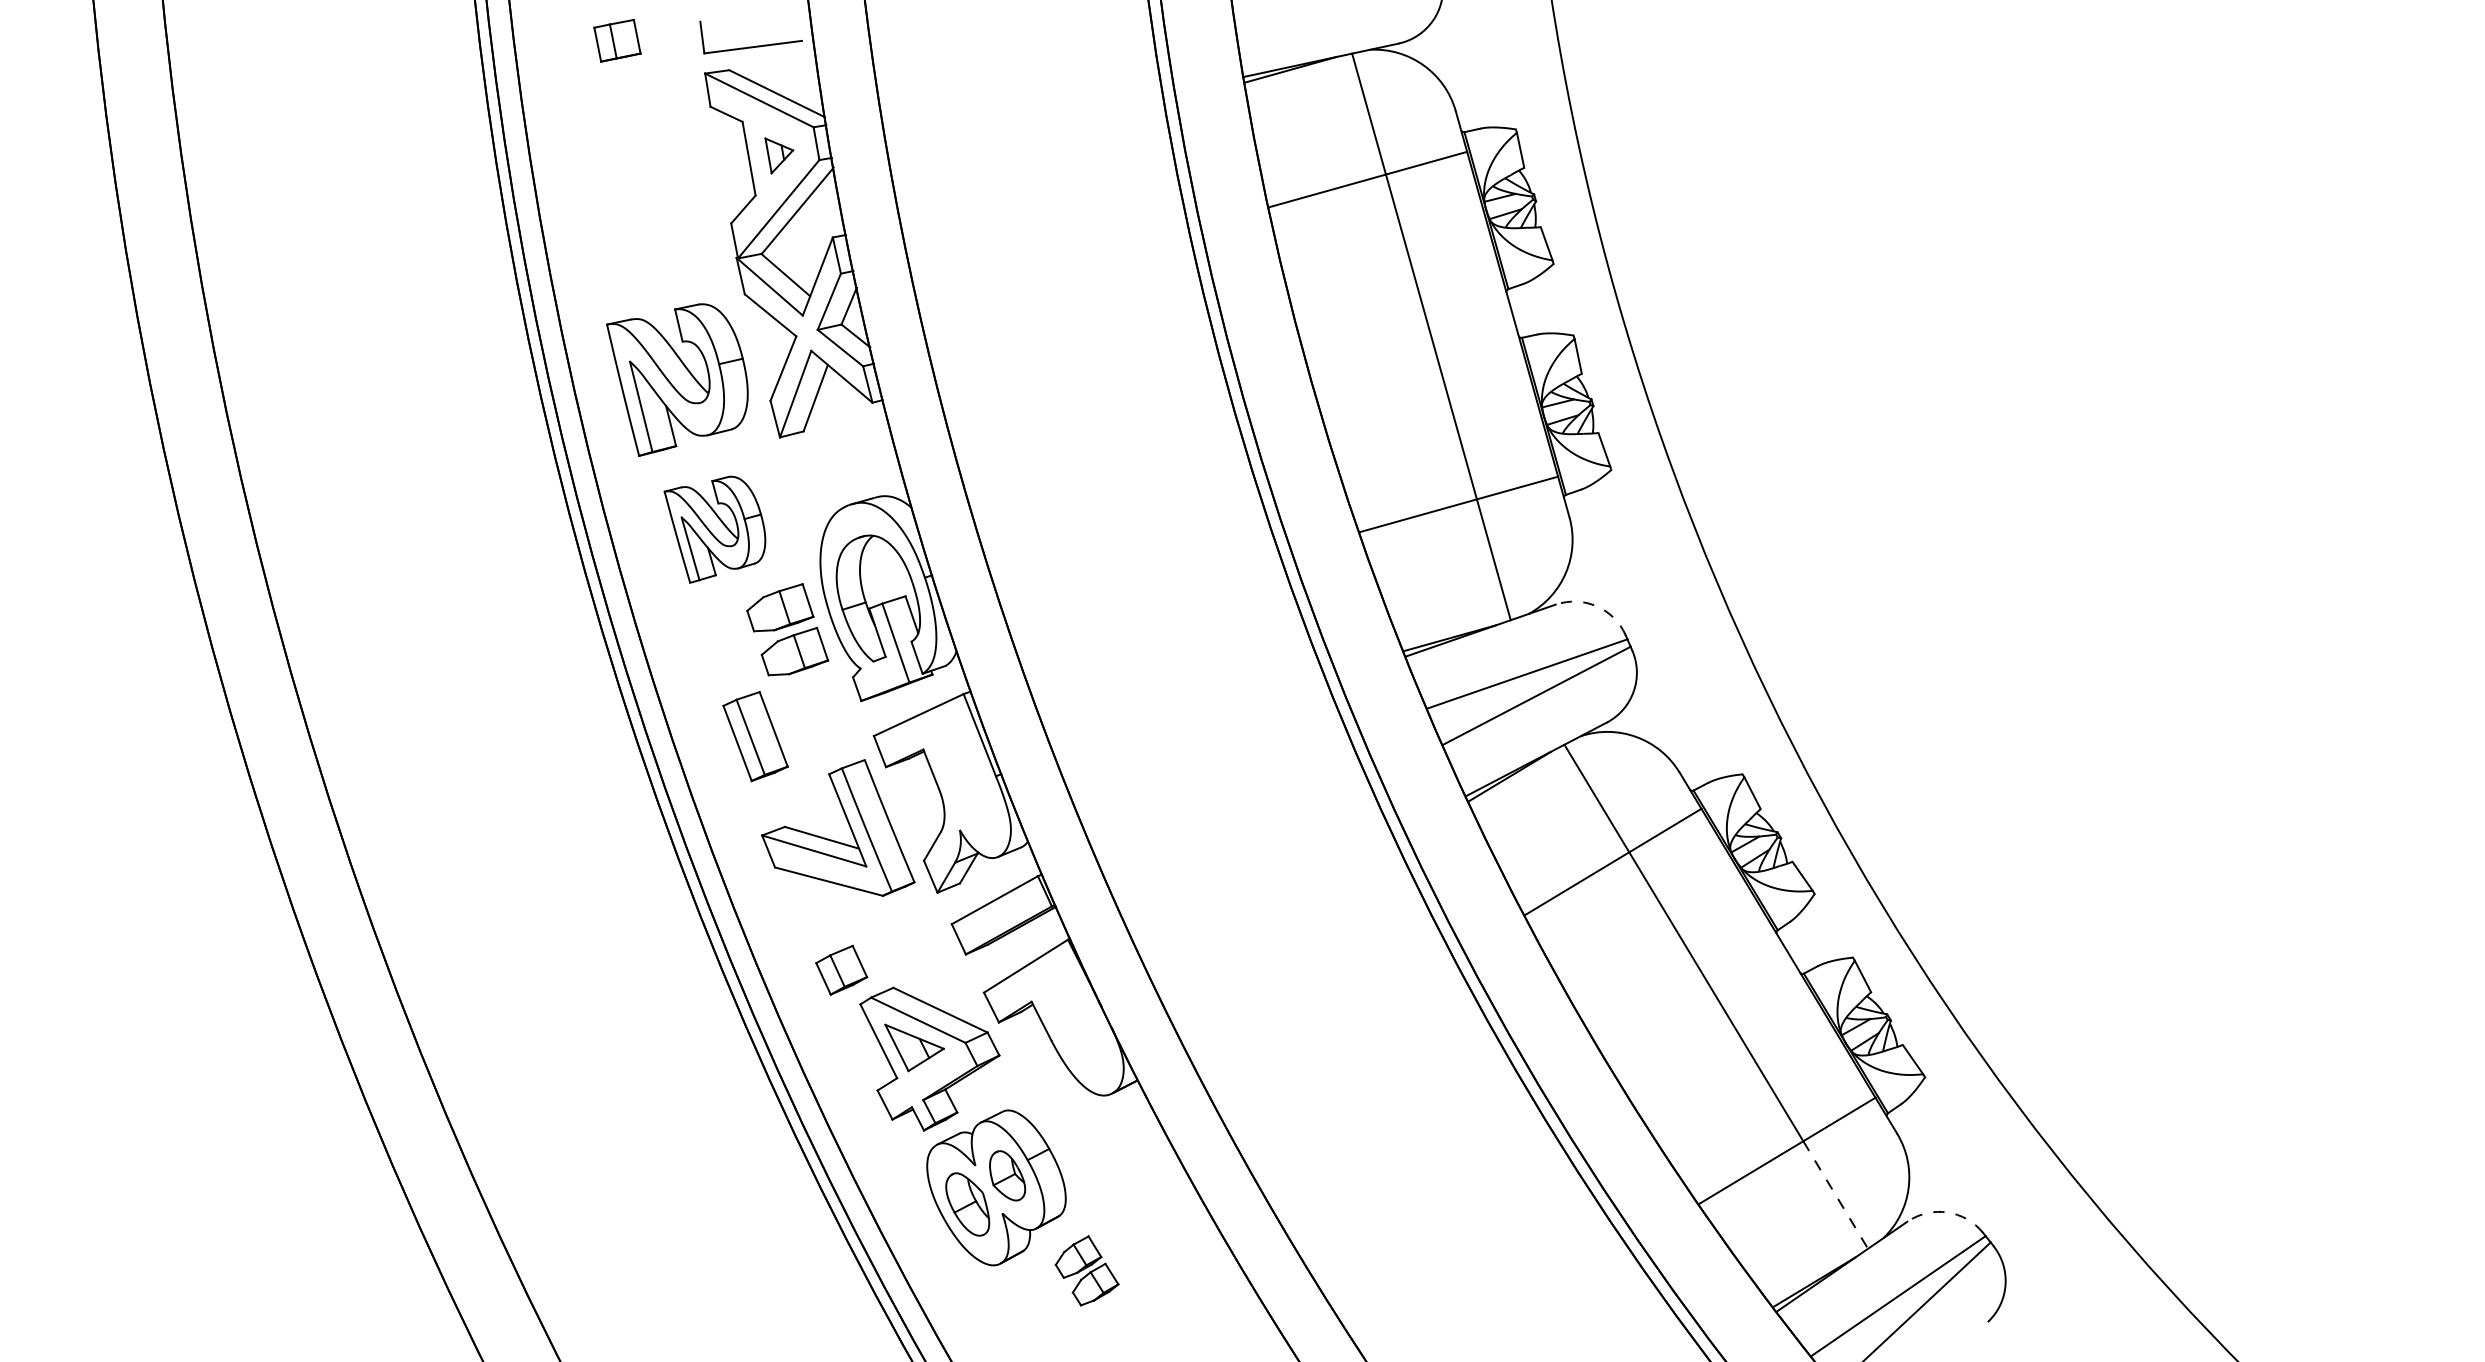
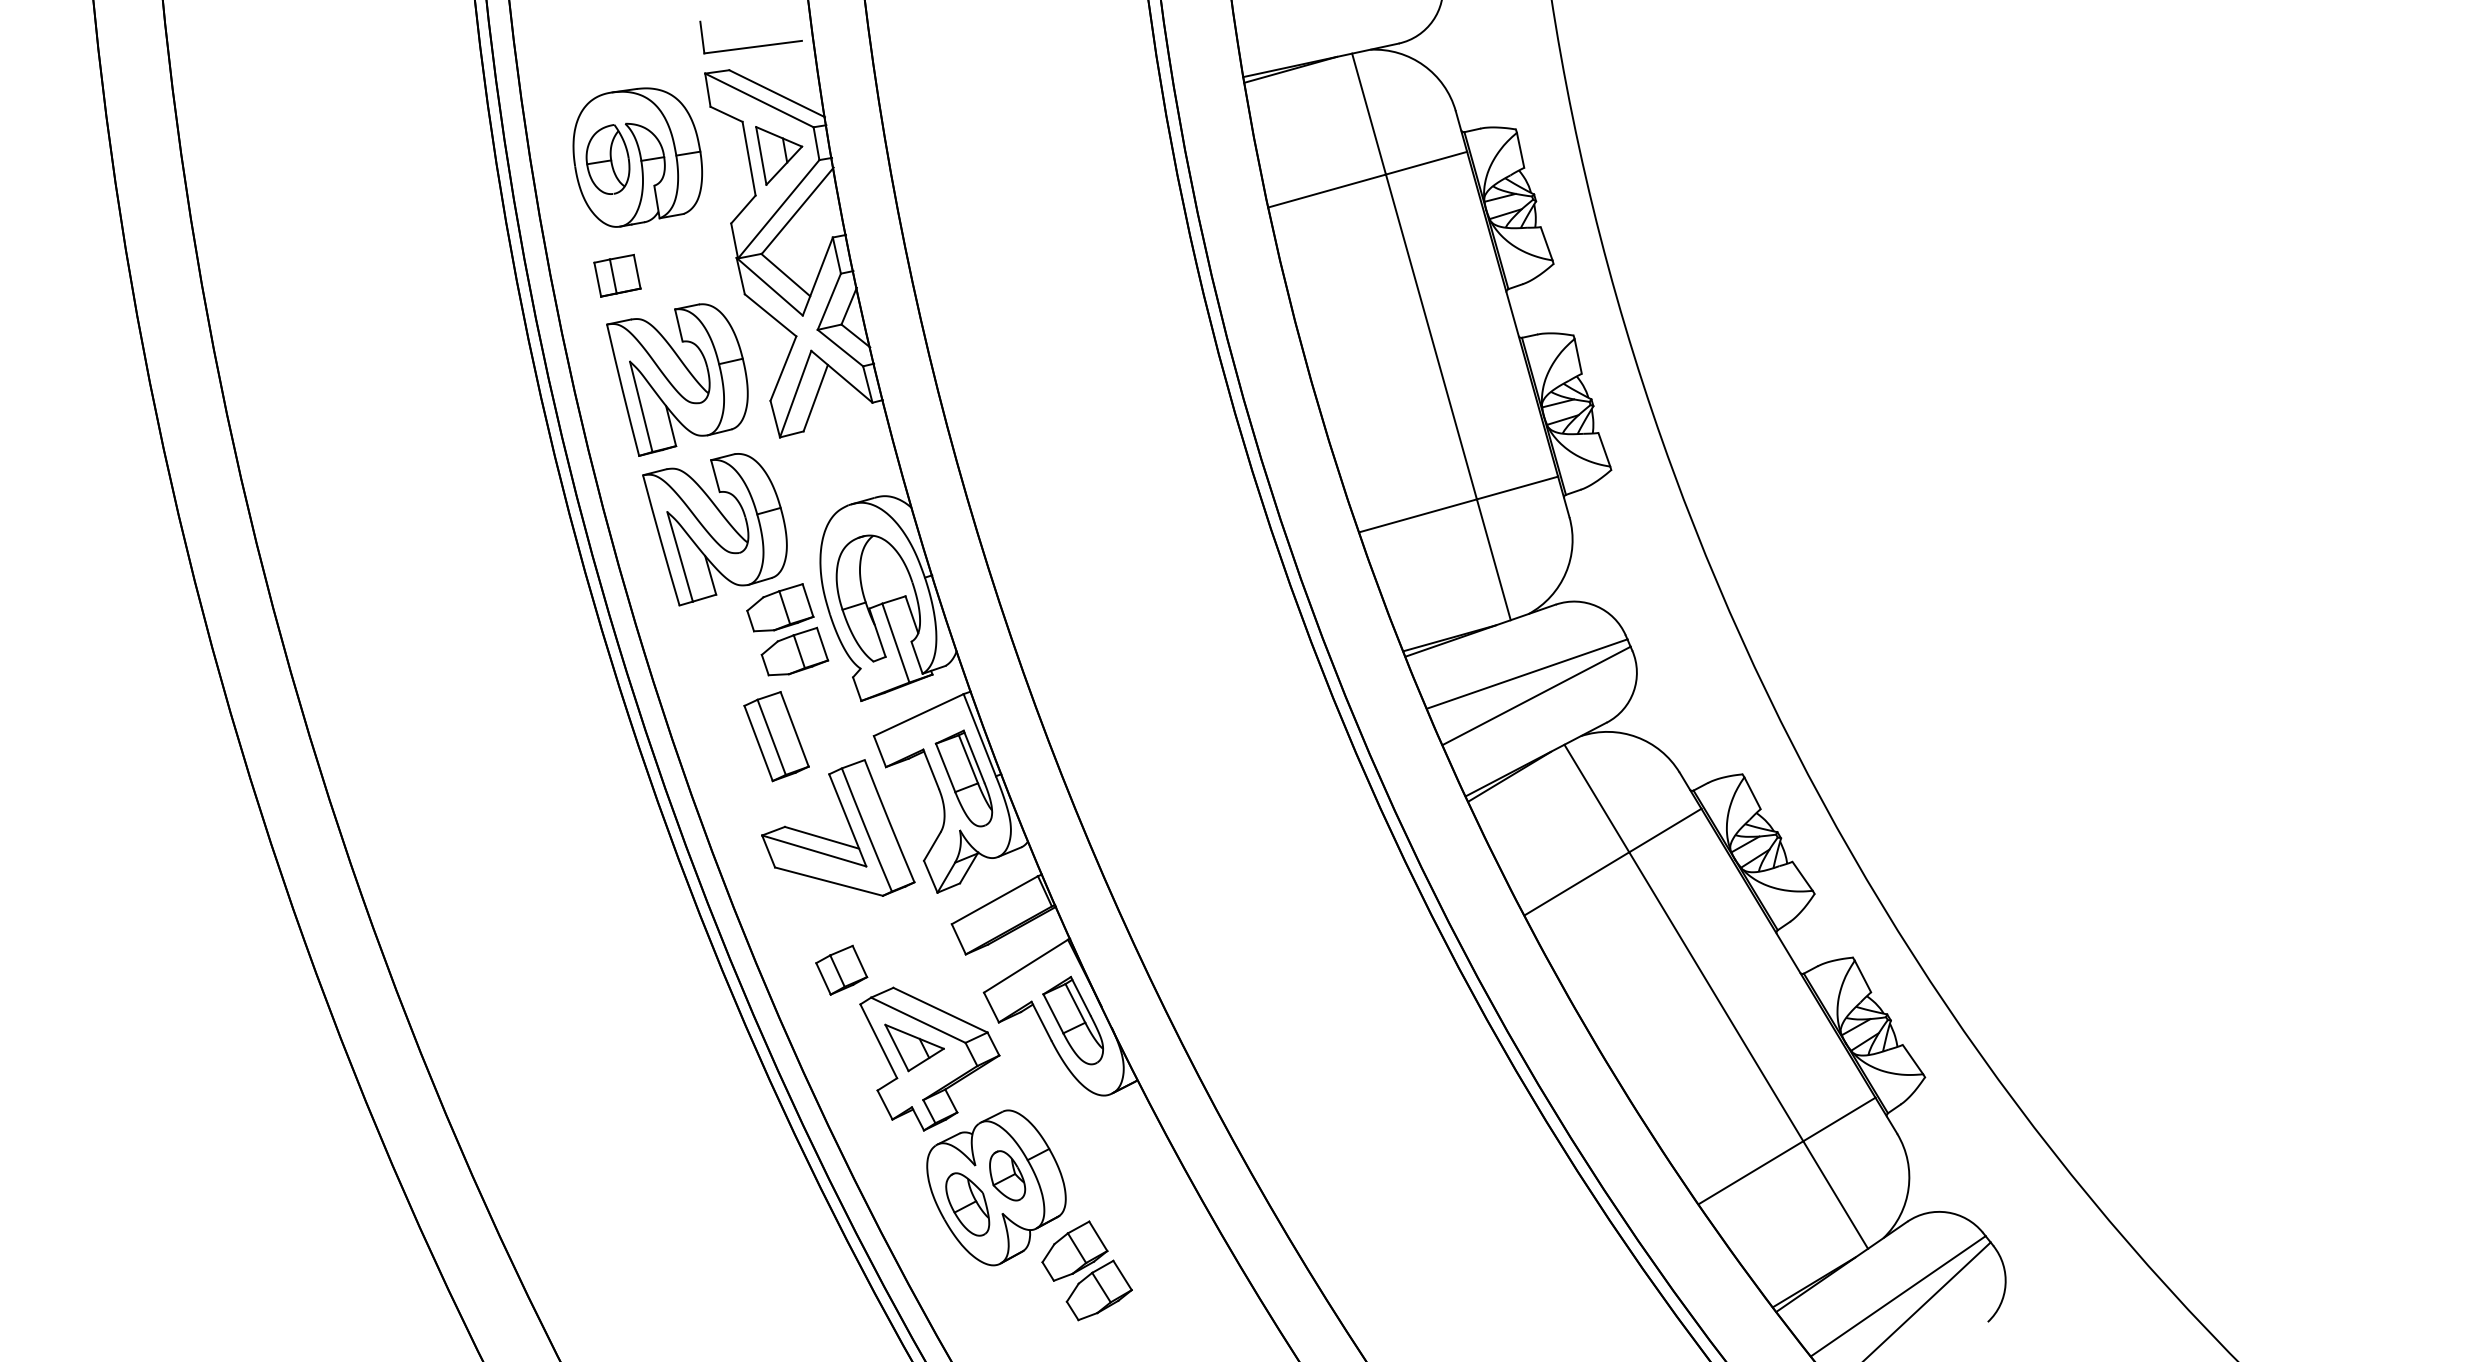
part position: (617, 40) -> (617, 275) (617, 275)
part size: 31x38 px -> 49x60 px (779, 155)
part: none -> present (637, 157)
part size: 104x109 px -> 146x154 px (714, 529)
arc: dashed -> solid (1596, 606)
part position: (755, 736) -> (776, 736) (776, 736)
part: none -> present (963, 778)
part: none -> present (1072, 1020)
line: dashed -> solid (1835, 1195)
arc: dashed -> solid (1947, 1212)
part size: 66x72 px -> 92x102 px (1086, 1270)
